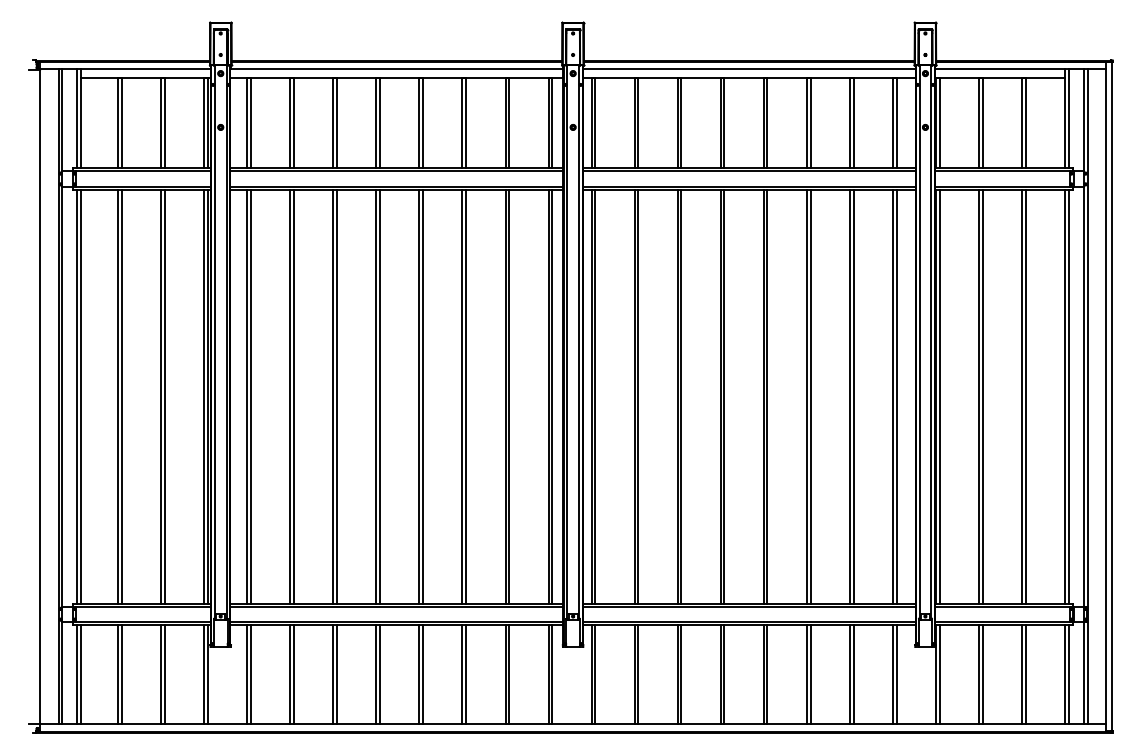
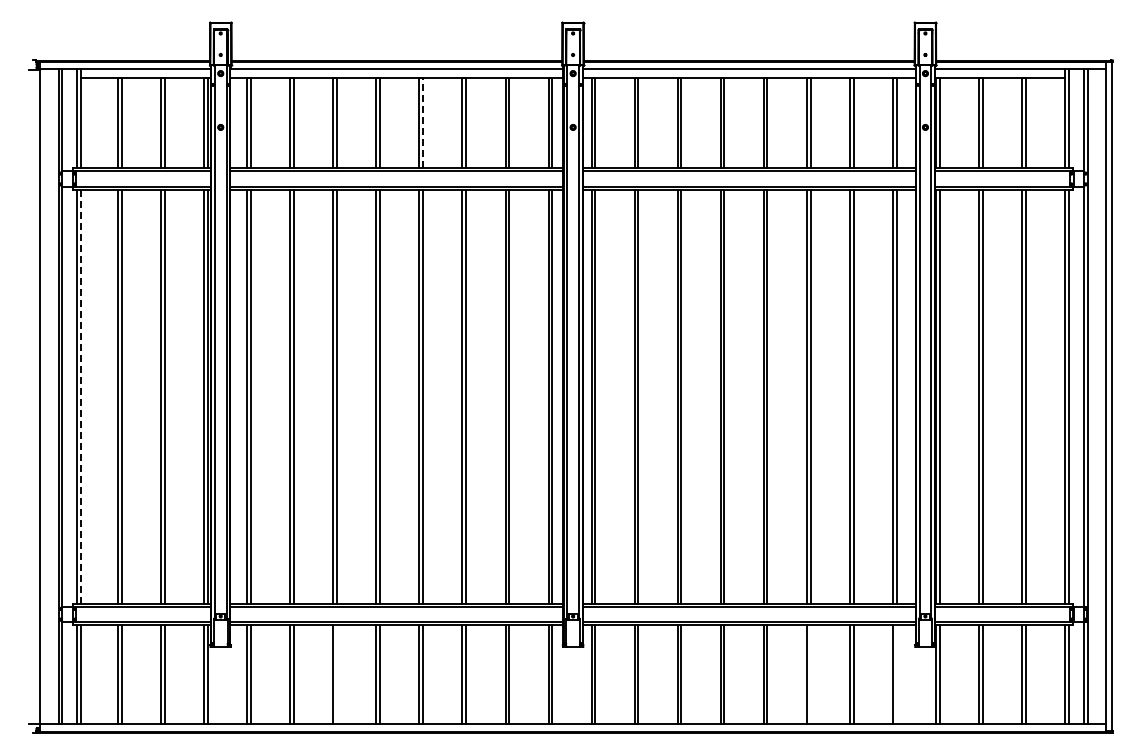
line: solid -> dashed (423, 123)
line: solid -> dashed (81, 396)
line: present -> none (336, 674)
line: present -> none (810, 674)
line: present -> none (896, 674)
